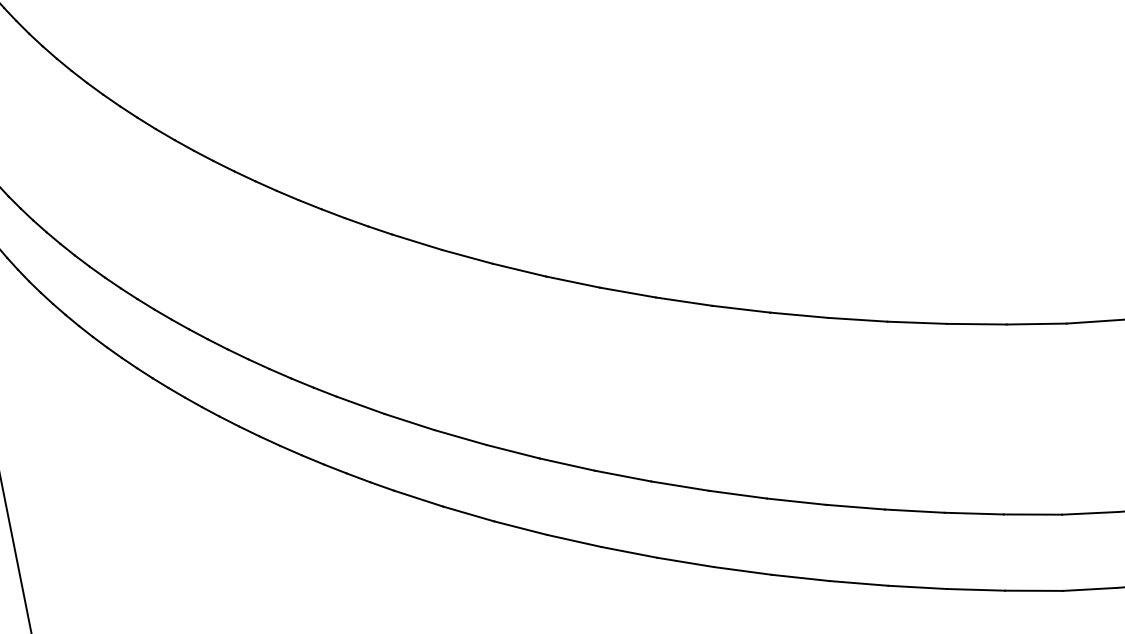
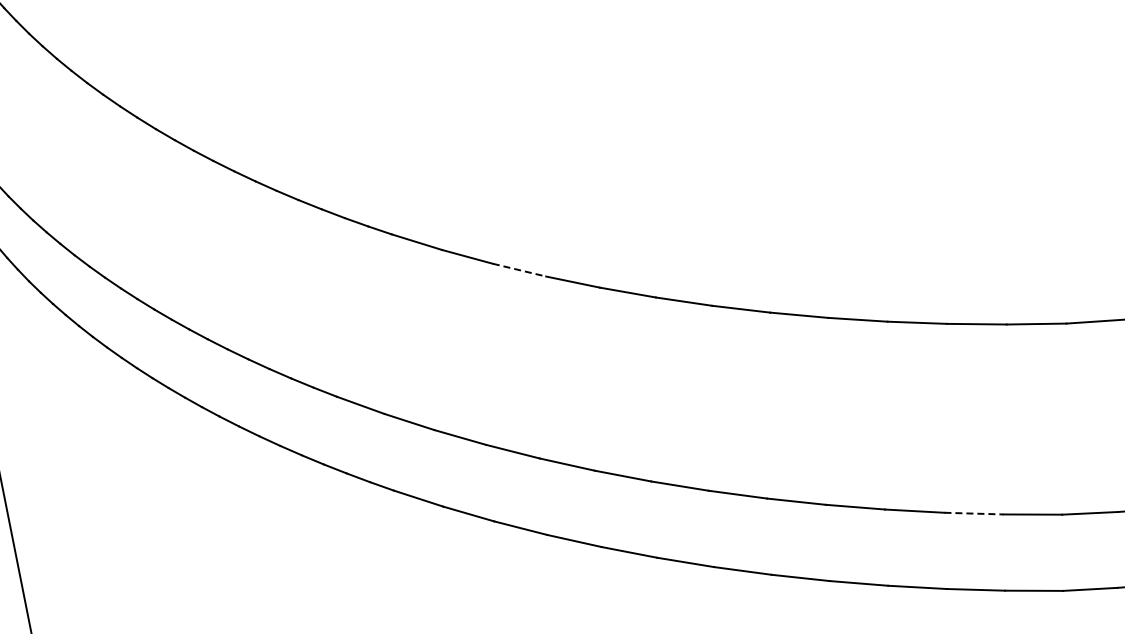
line: solid -> dashed (519, 270)
line: solid -> dashed (973, 513)
